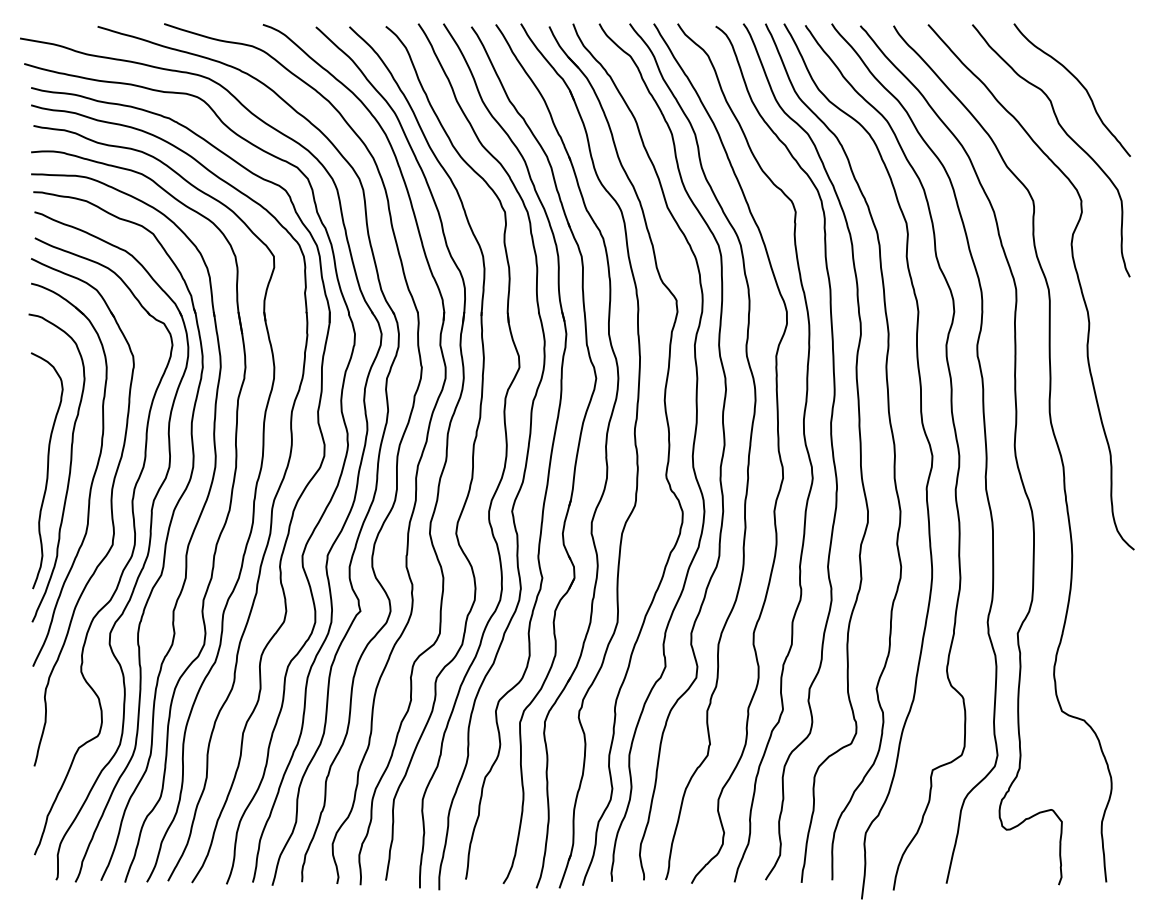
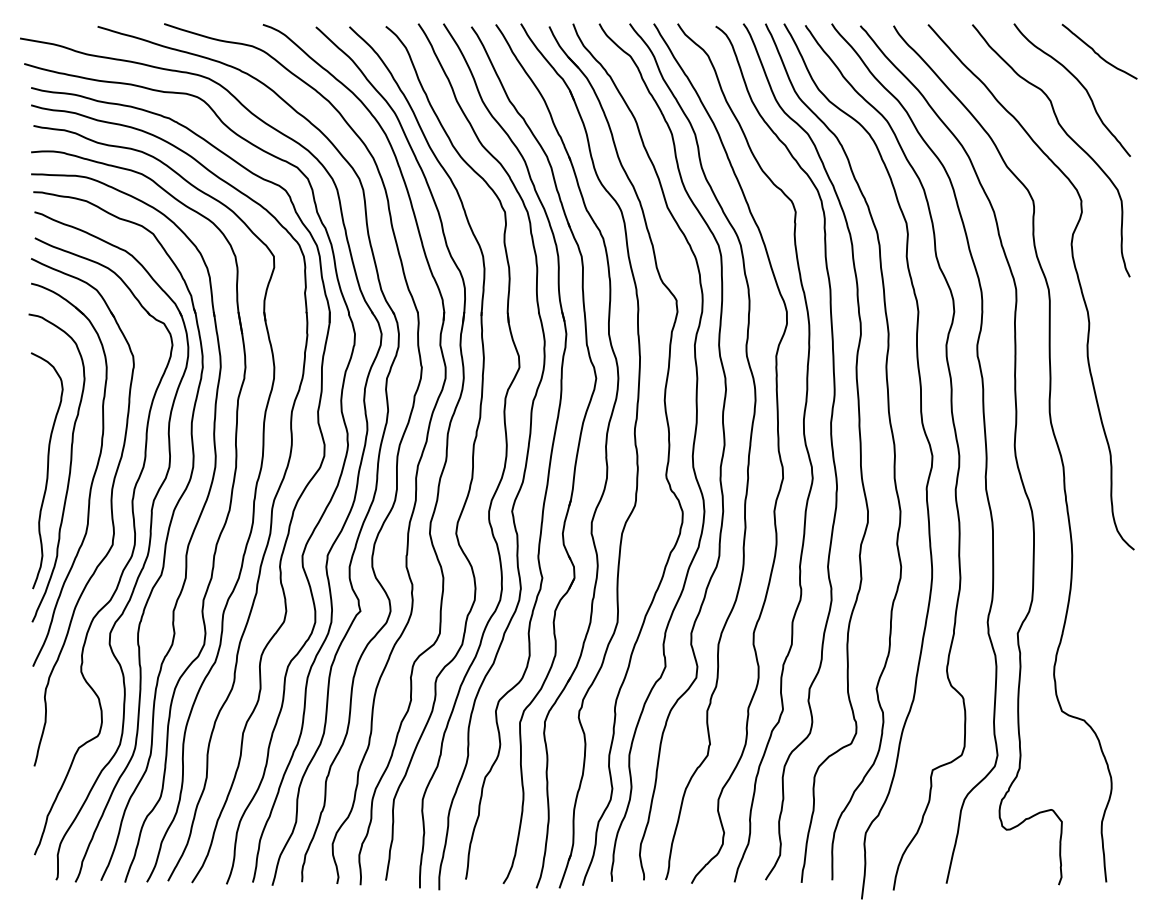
curve: none -> present (1097, 52)
